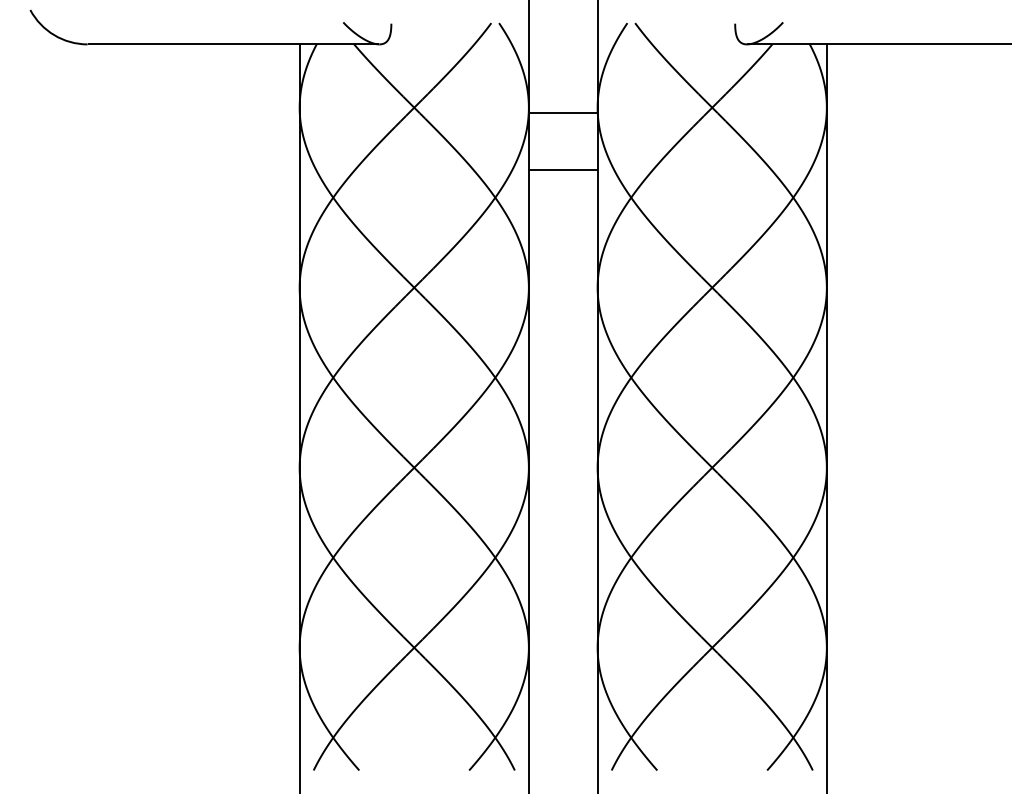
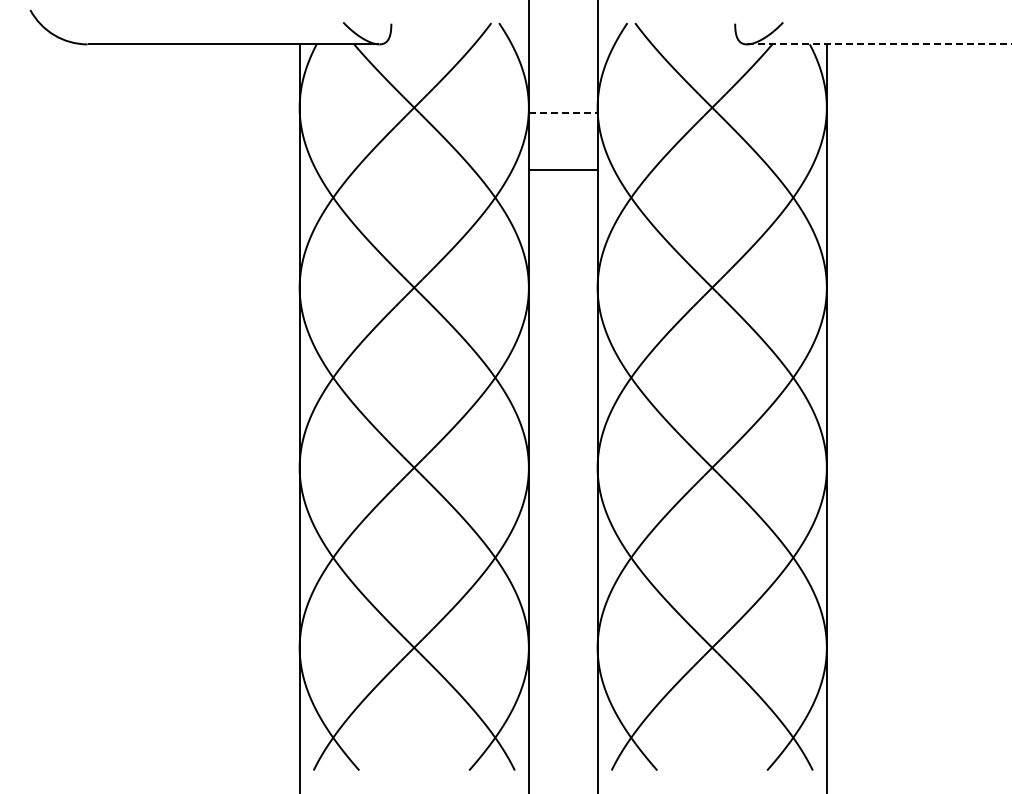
line: solid -> dashed (879, 44)
line: solid -> dashed (563, 113)
